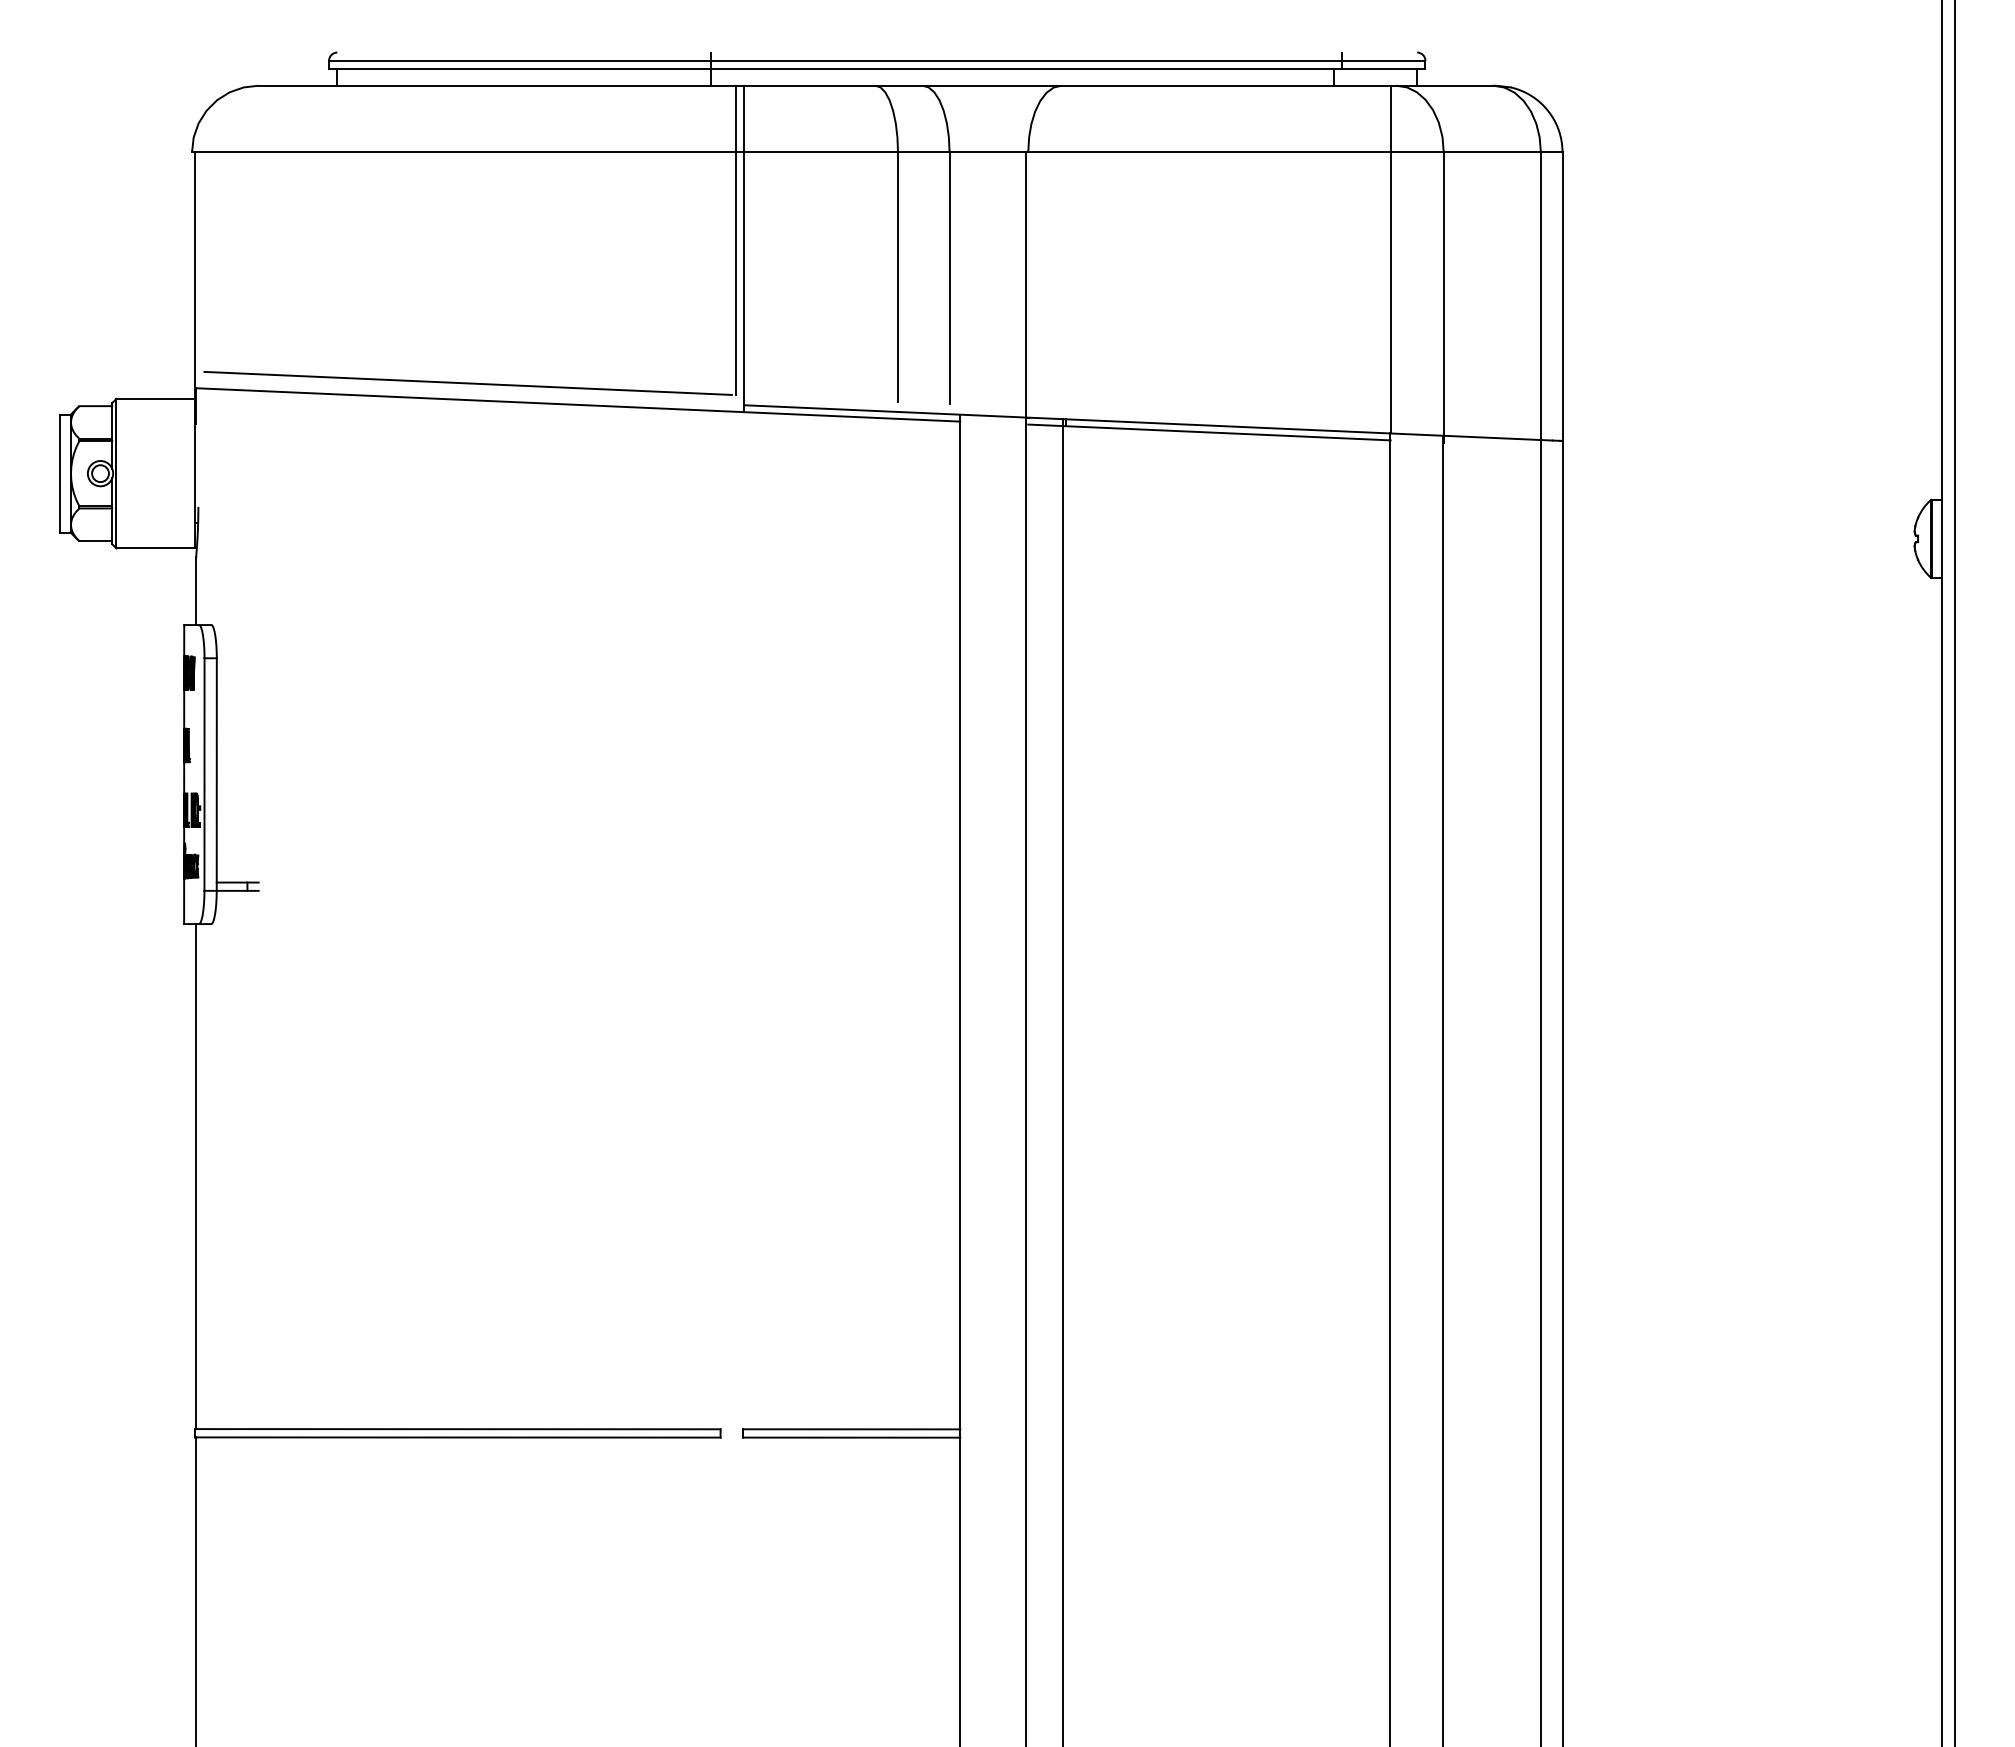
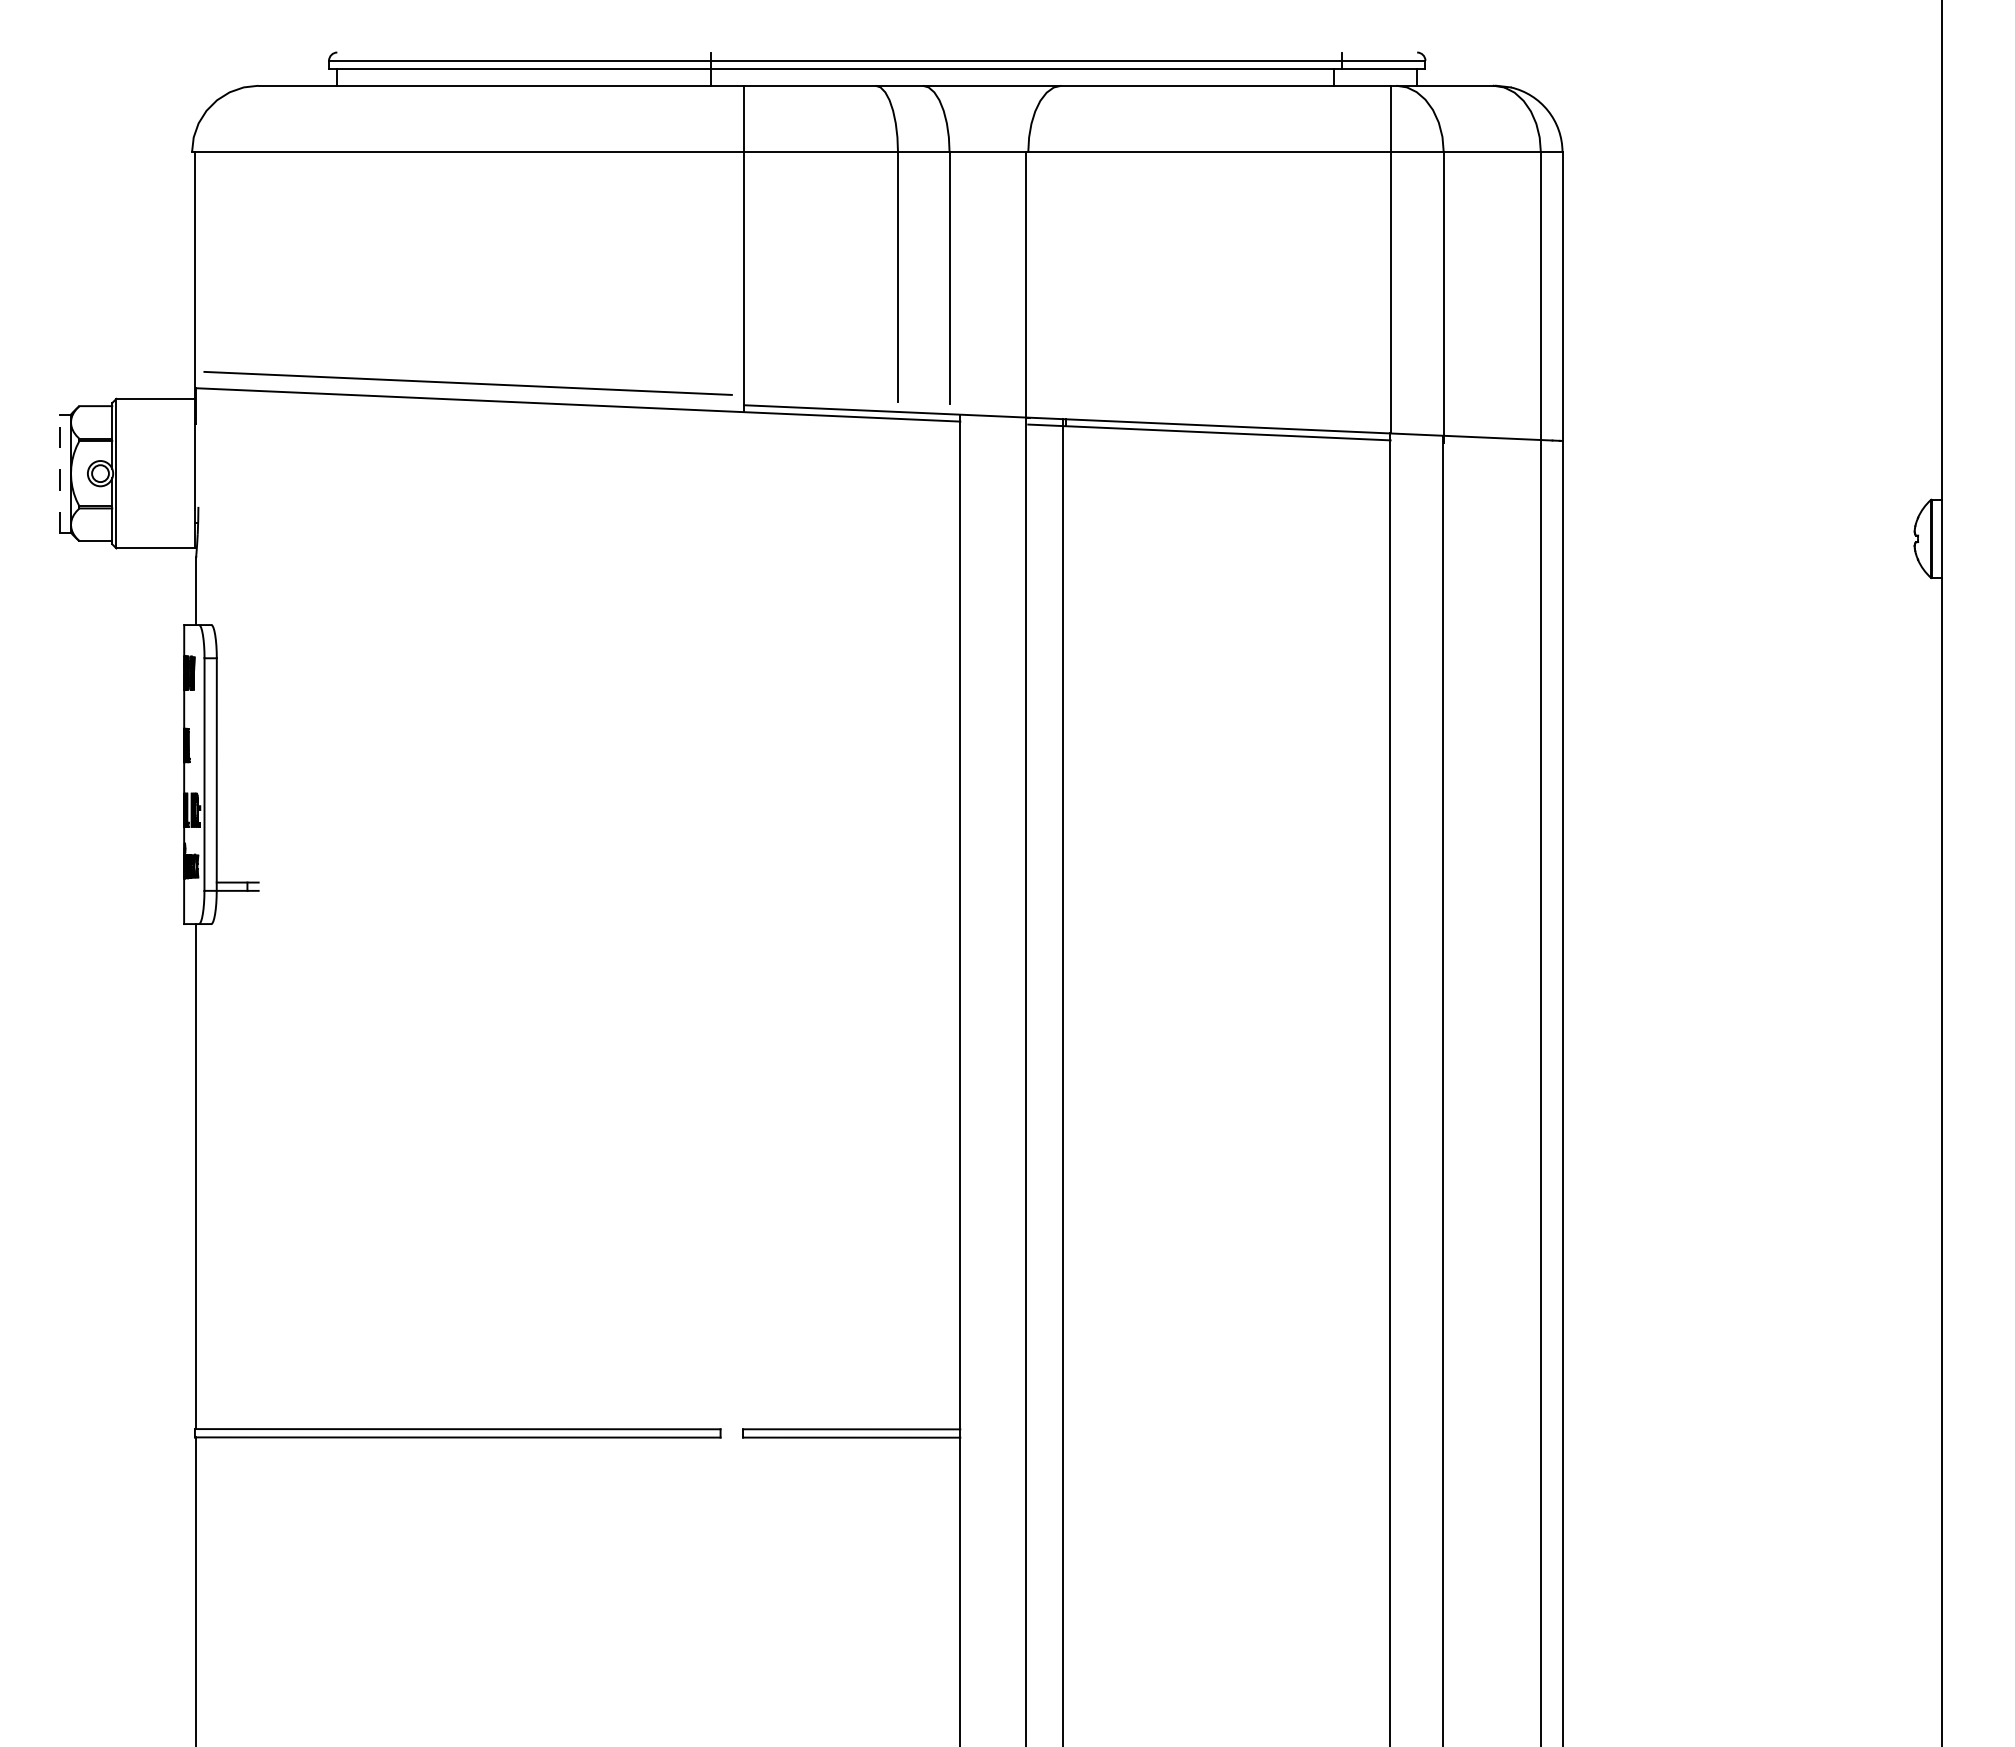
line: present -> none (736, 240)
line: solid -> dashed (60, 473)
line: present -> none (1954, 872)
